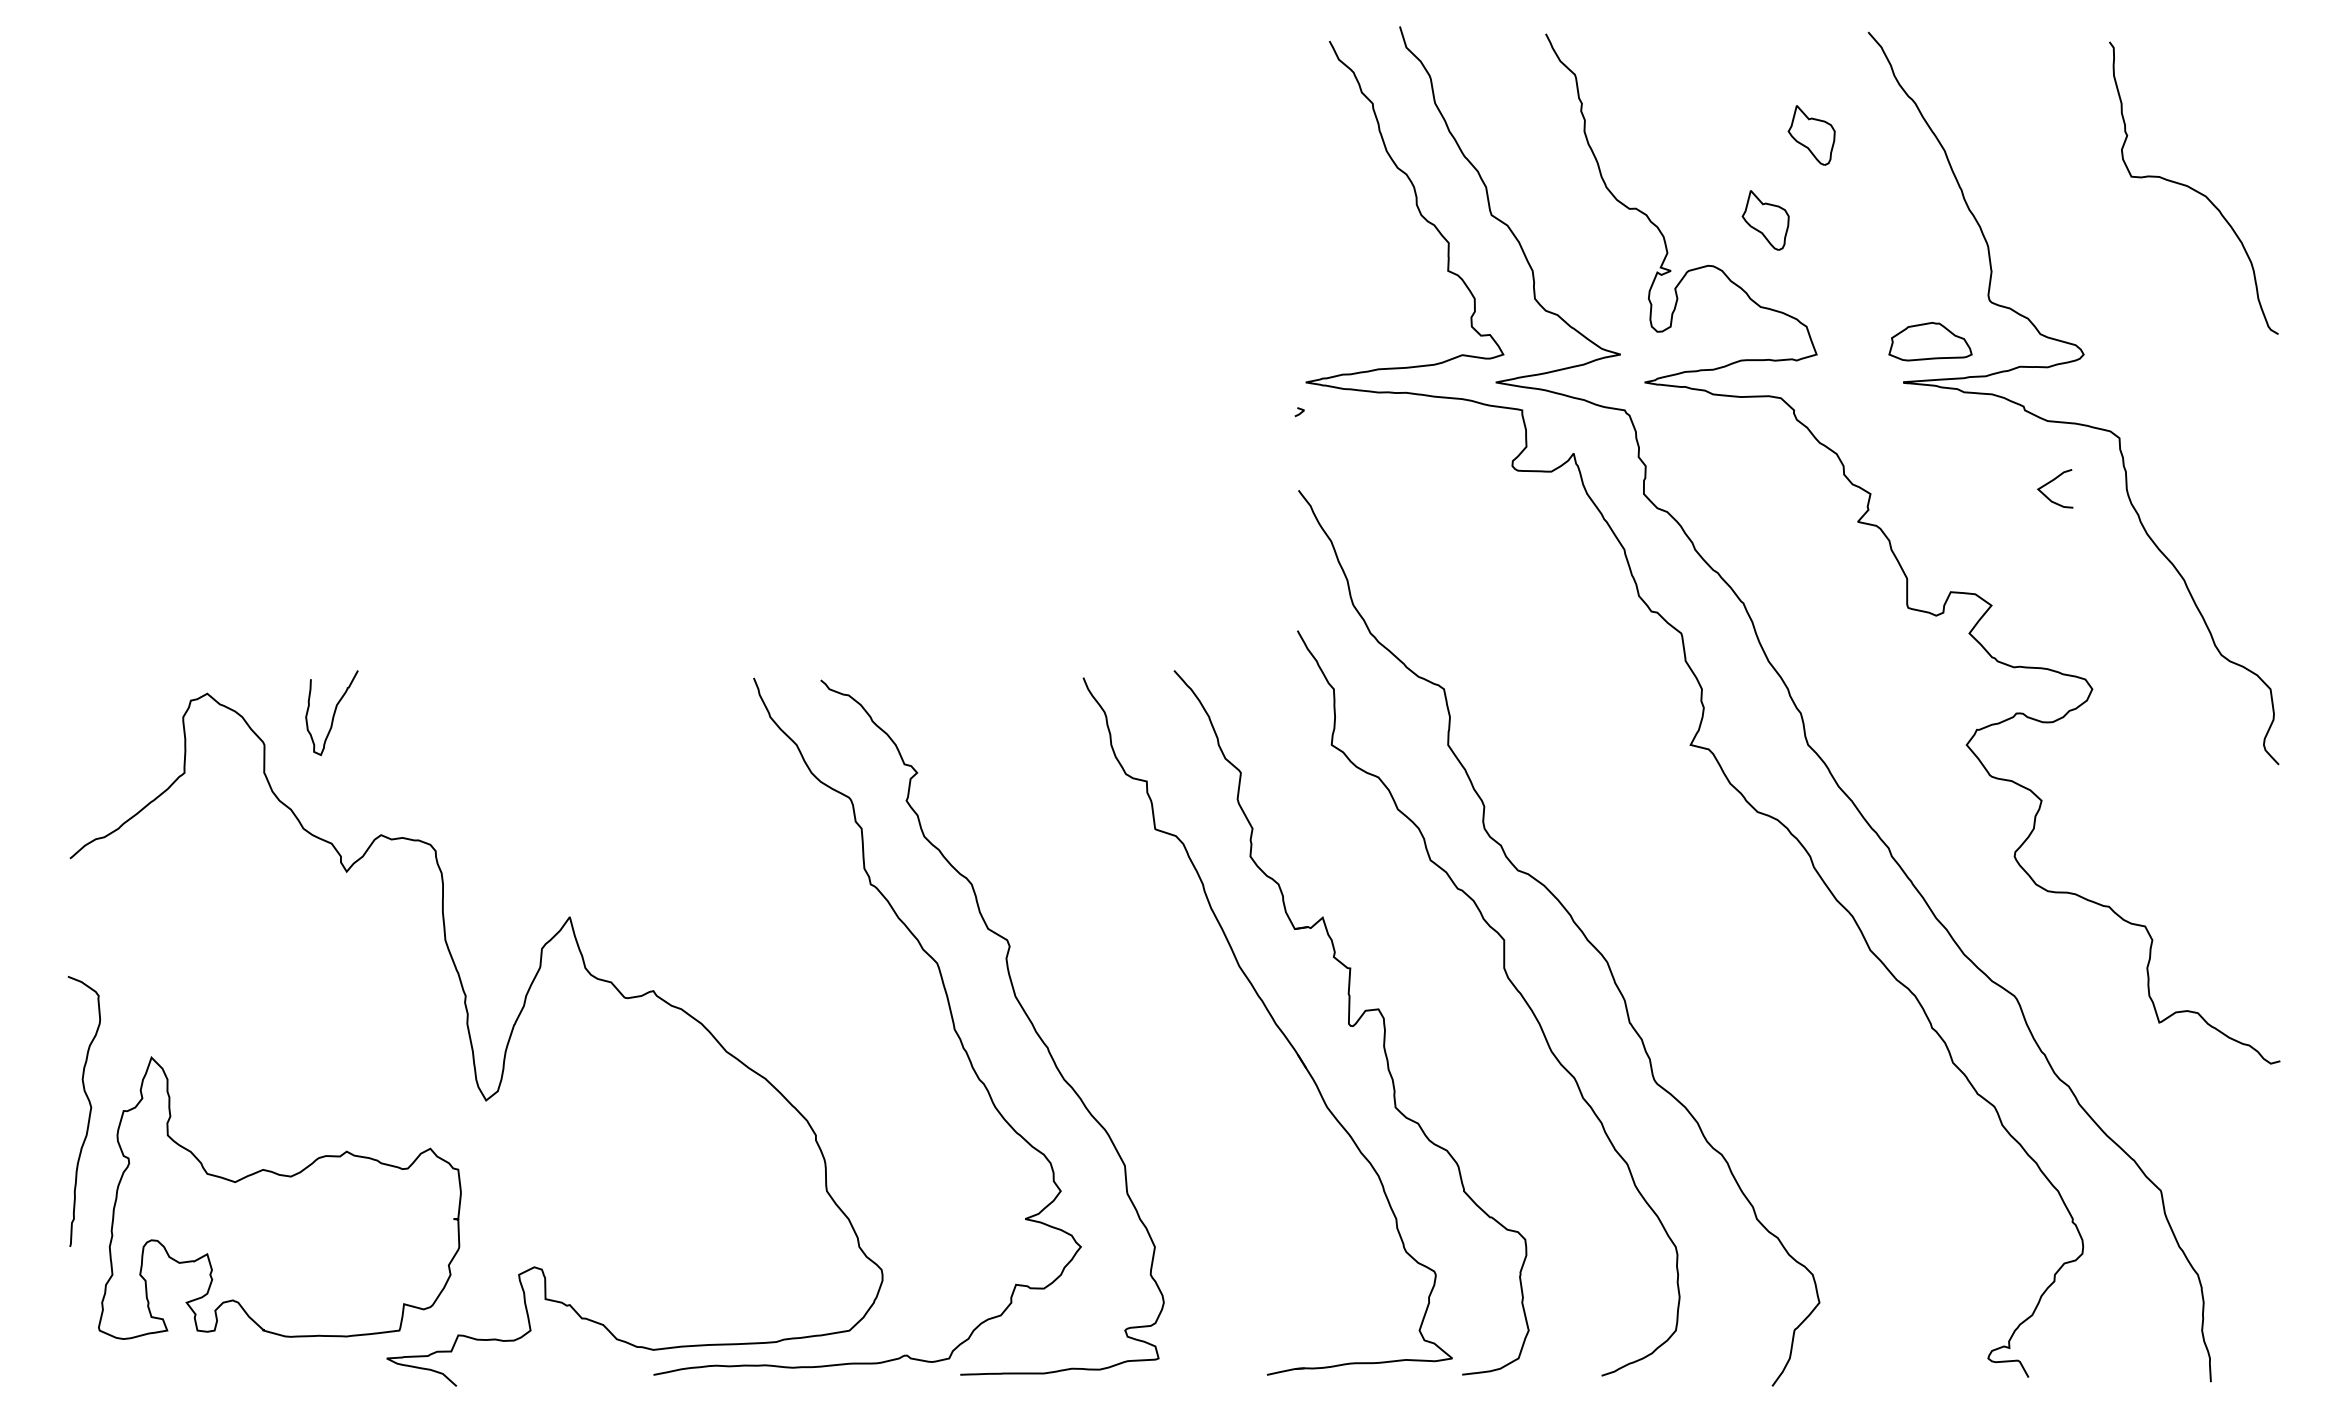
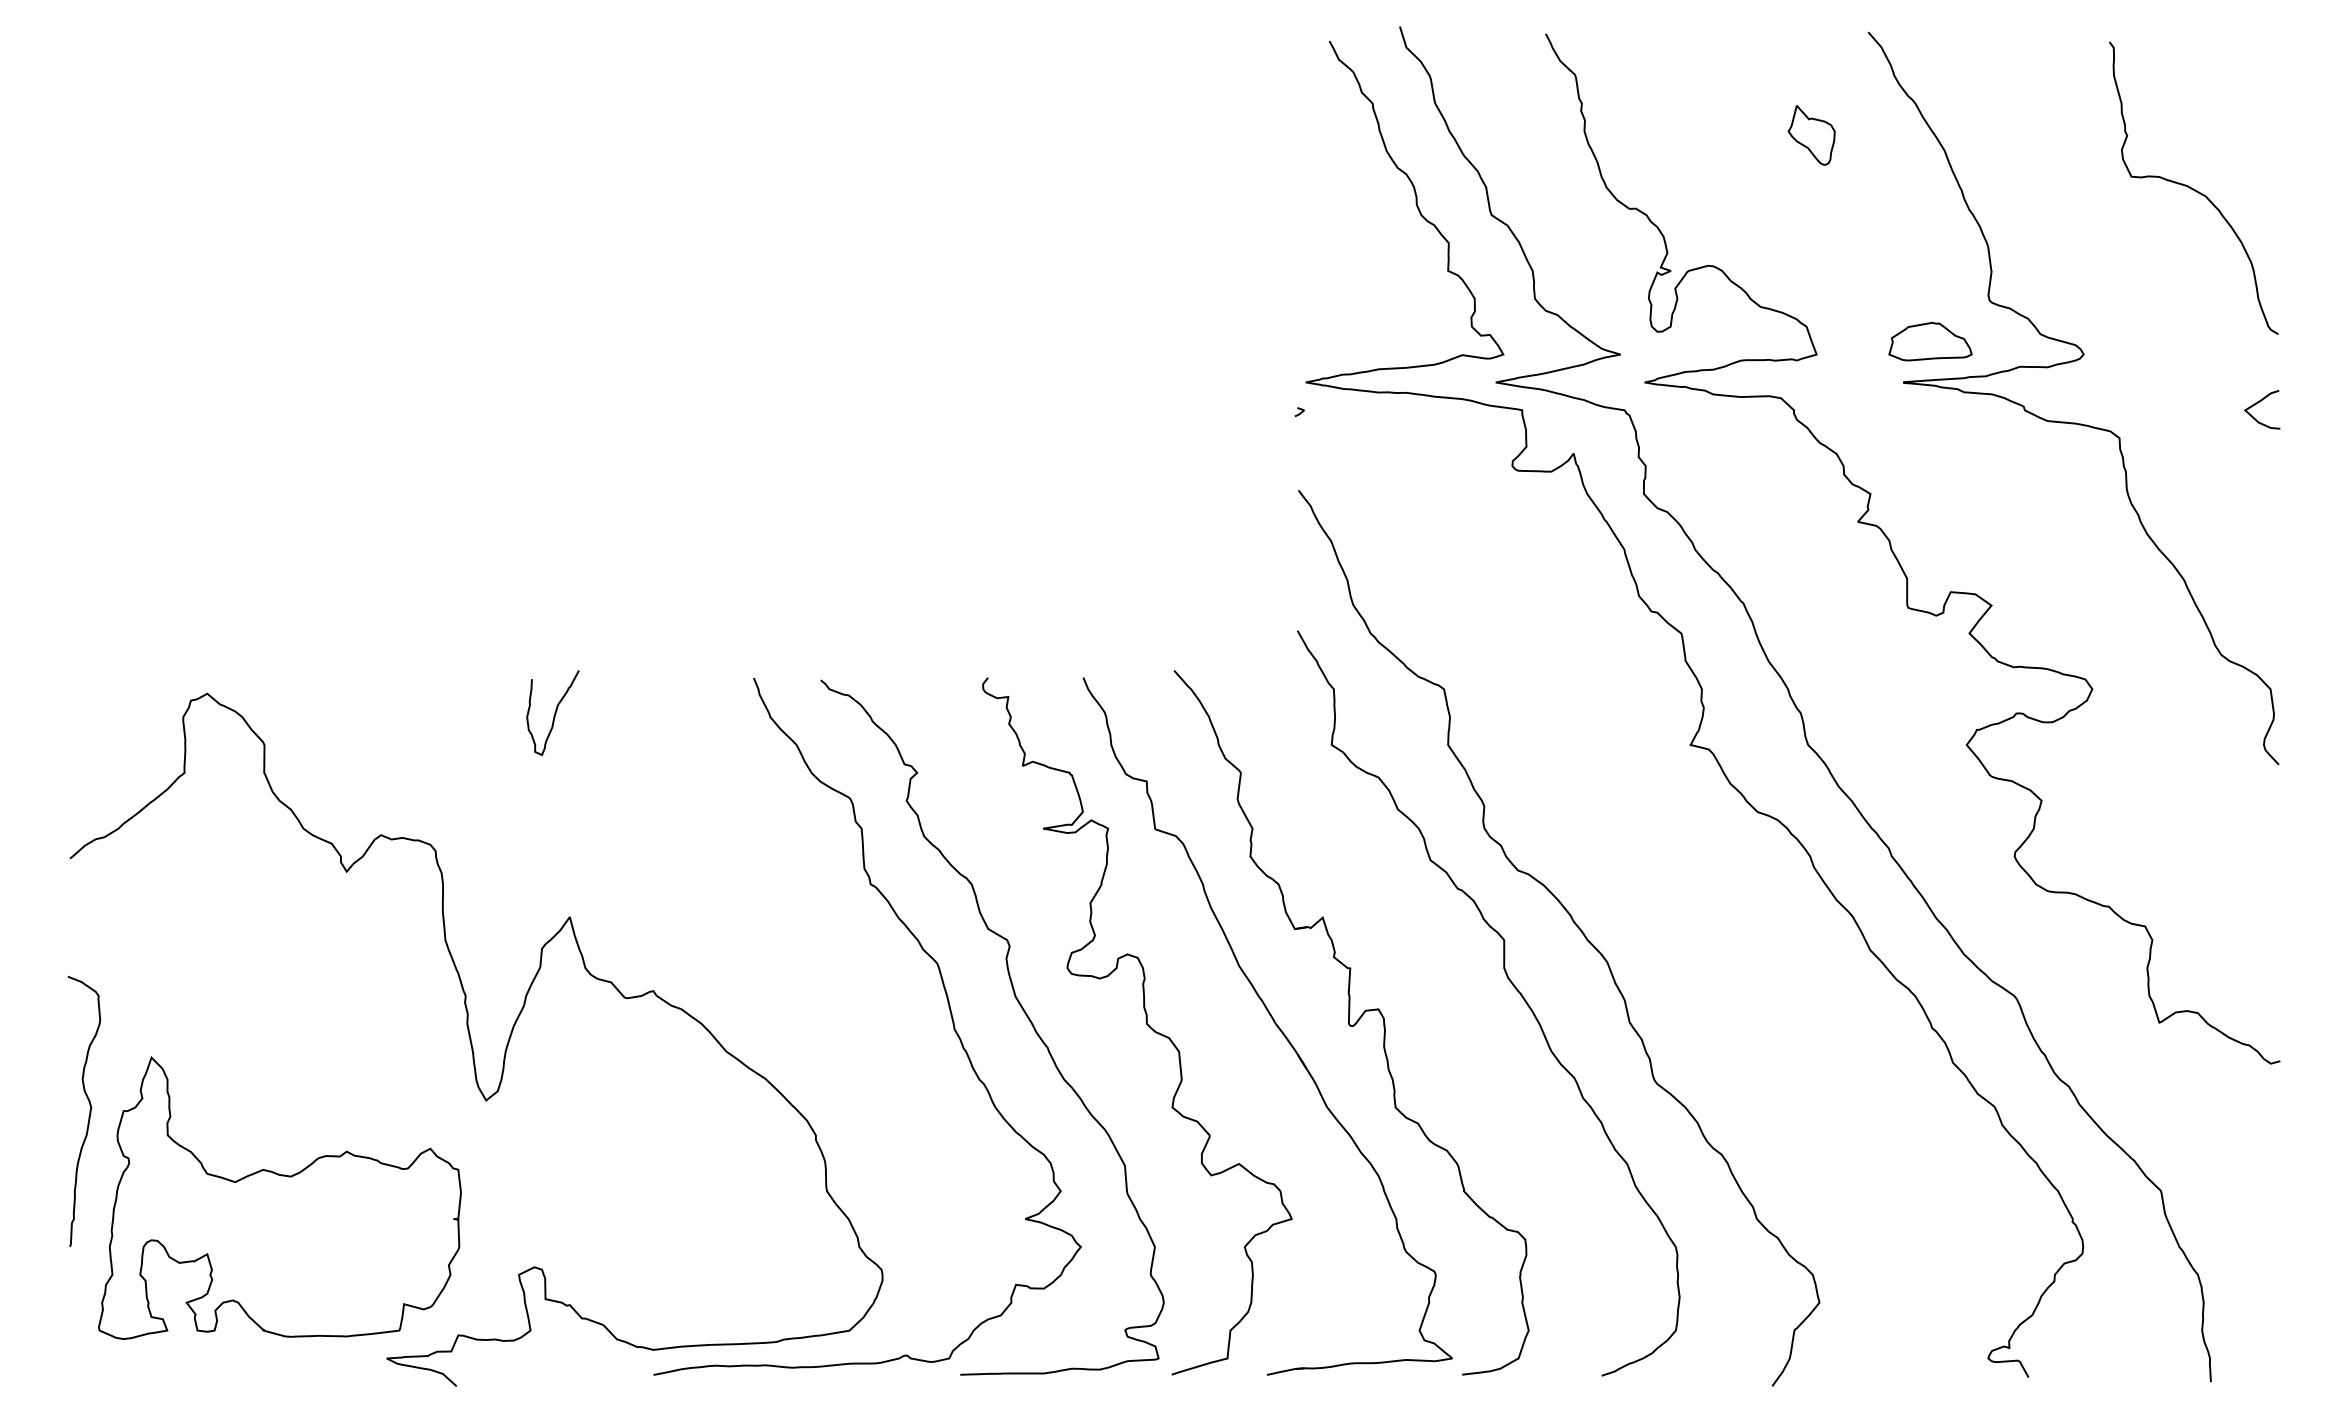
part: present -> none (1765, 220)
curve position: (2051, 482) -> (2258, 403) (2258, 403)
curve position: (333, 713) -> (554, 713) (554, 713)
curve: none -> present (1146, 1024)
